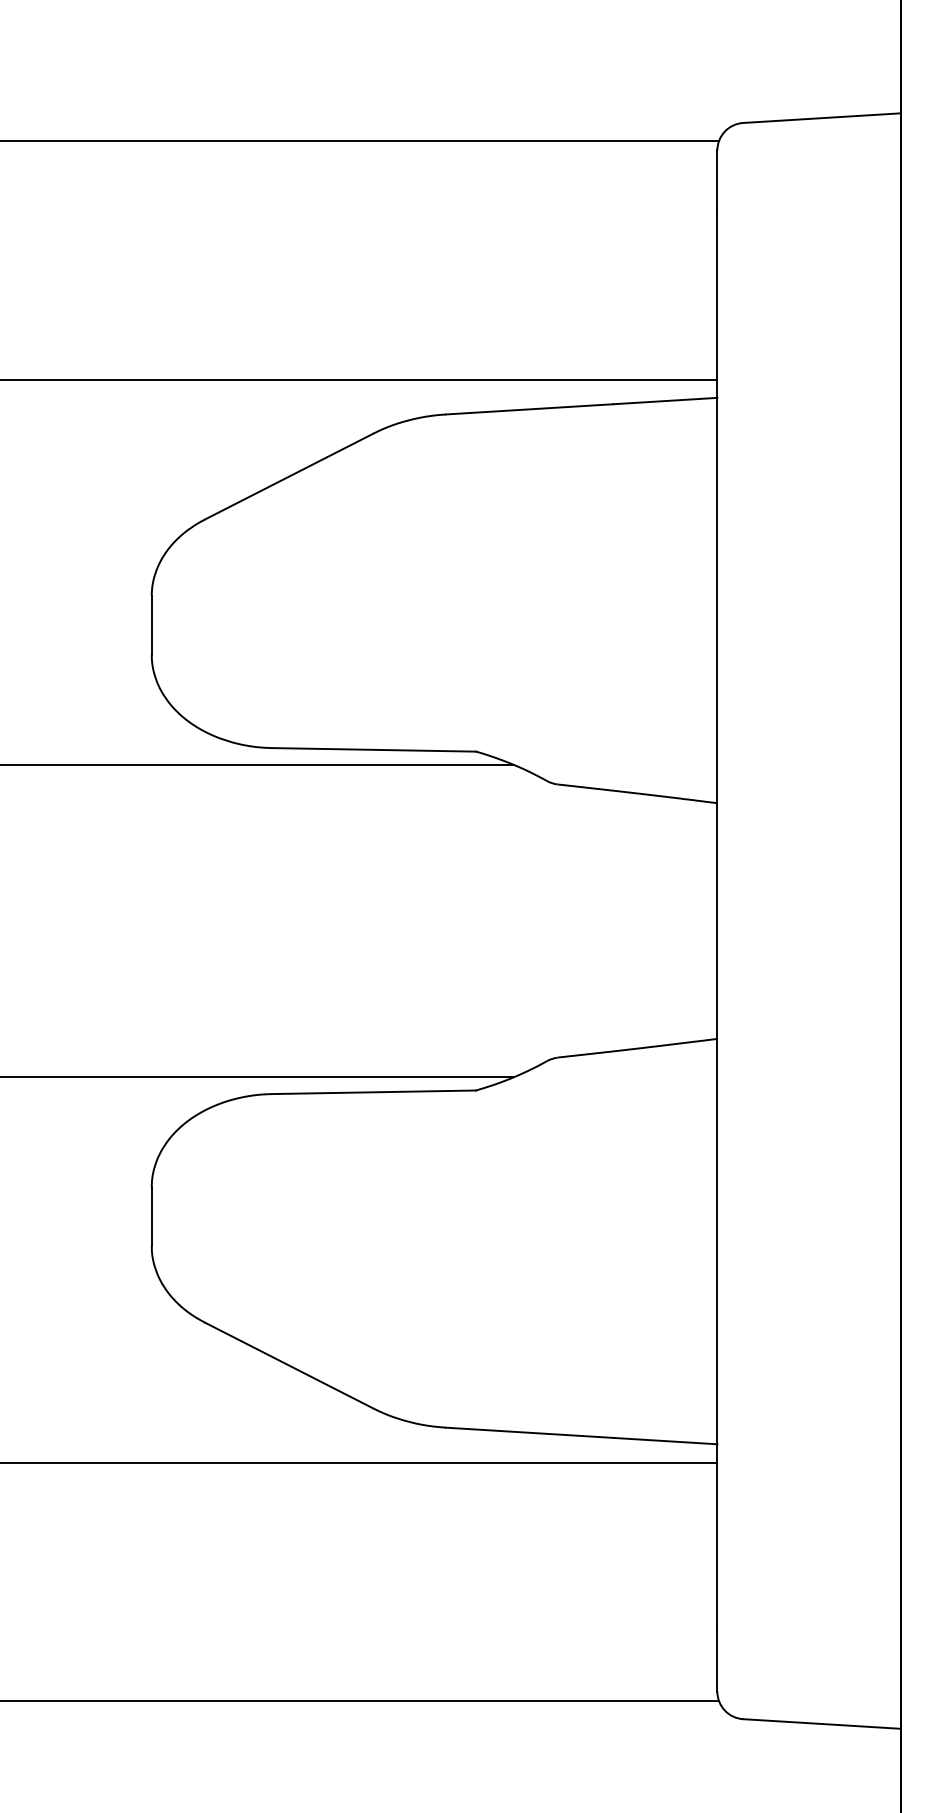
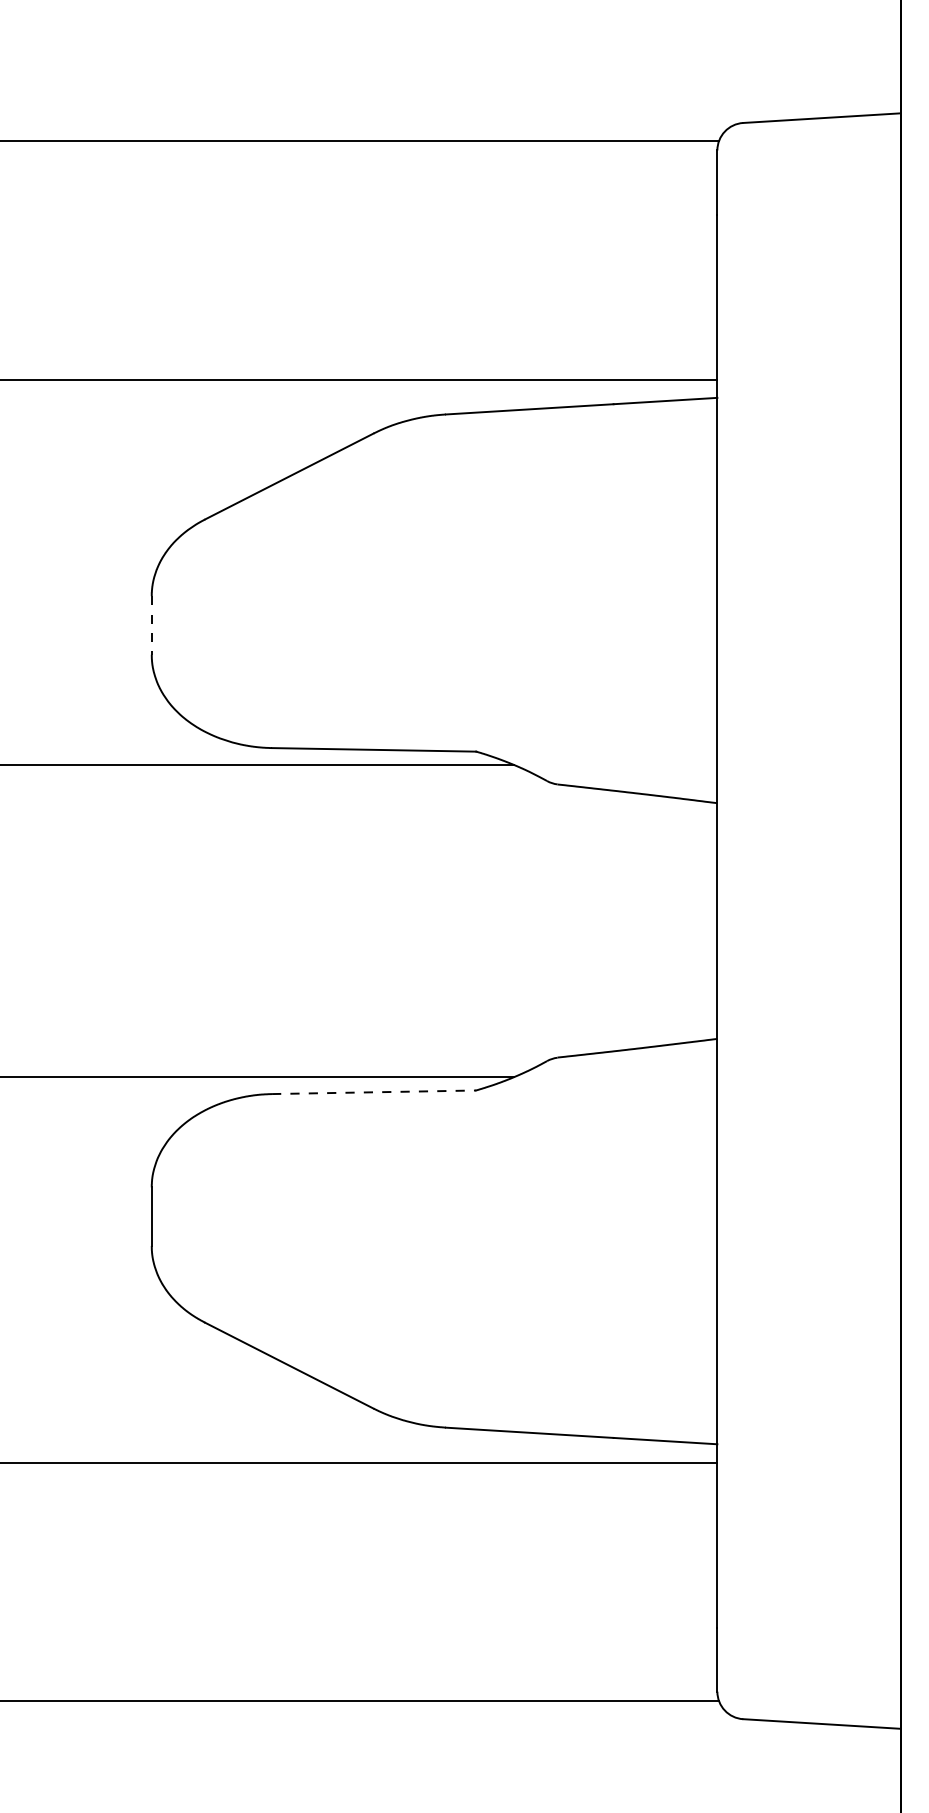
line: solid -> dashed (151, 625)
line: solid -> dashed (374, 1092)
